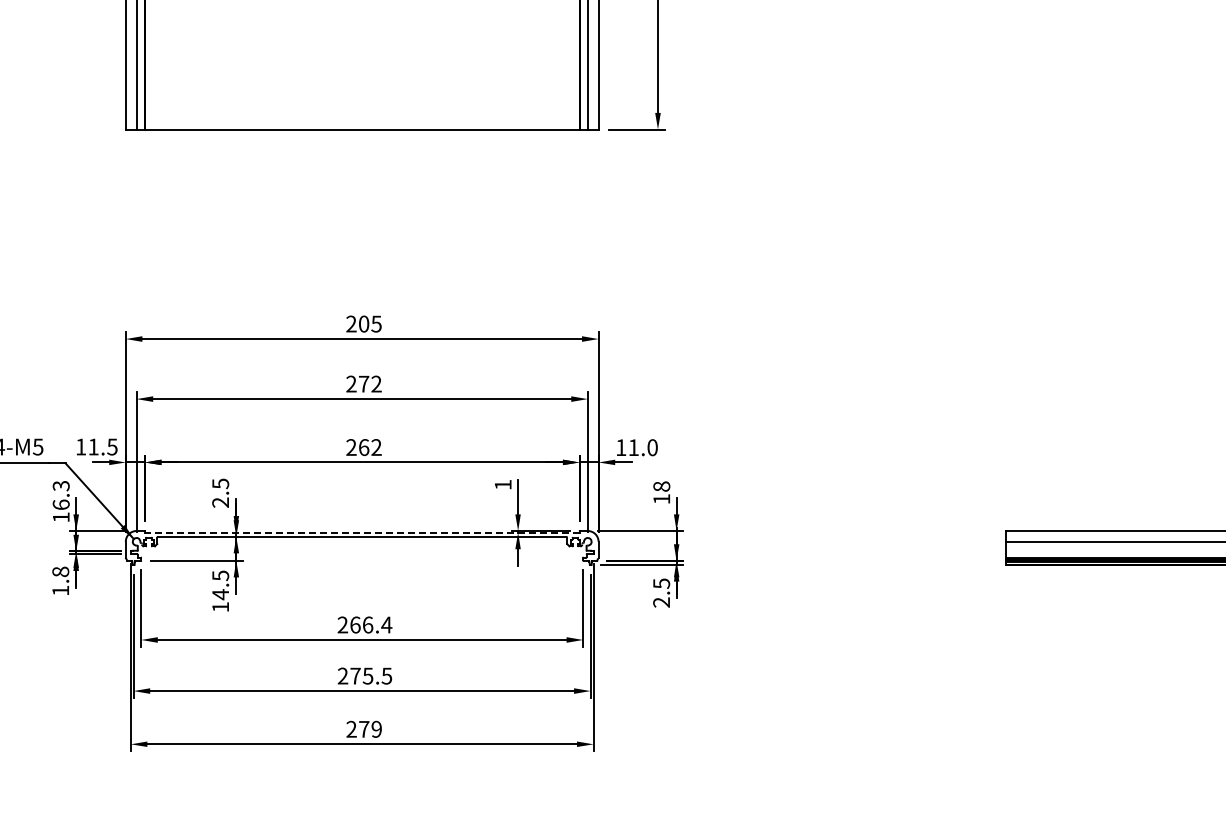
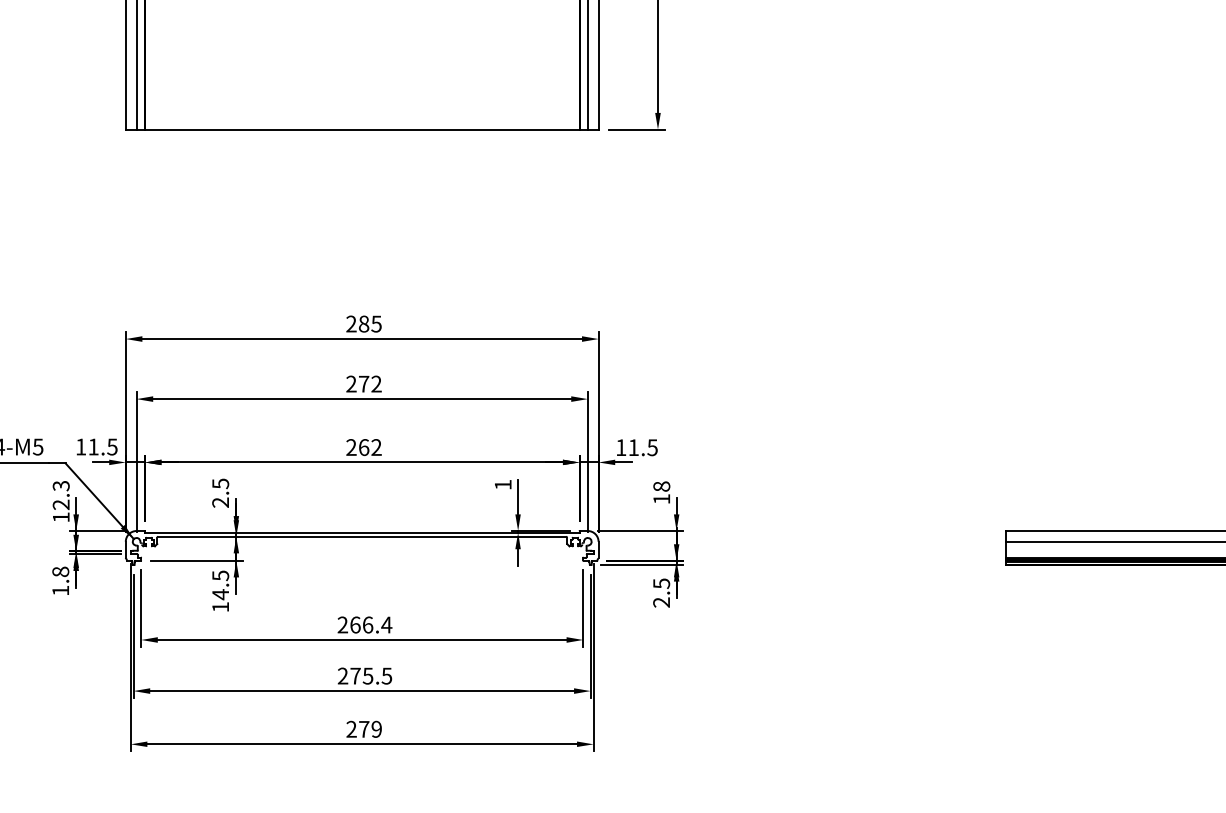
text: 205 -> 285 (364, 324)
text: 11.0 -> 11.5 (652, 447)
text: 16.3 -> 12.3 (60, 504)
line: dashed -> solid (361, 532)
